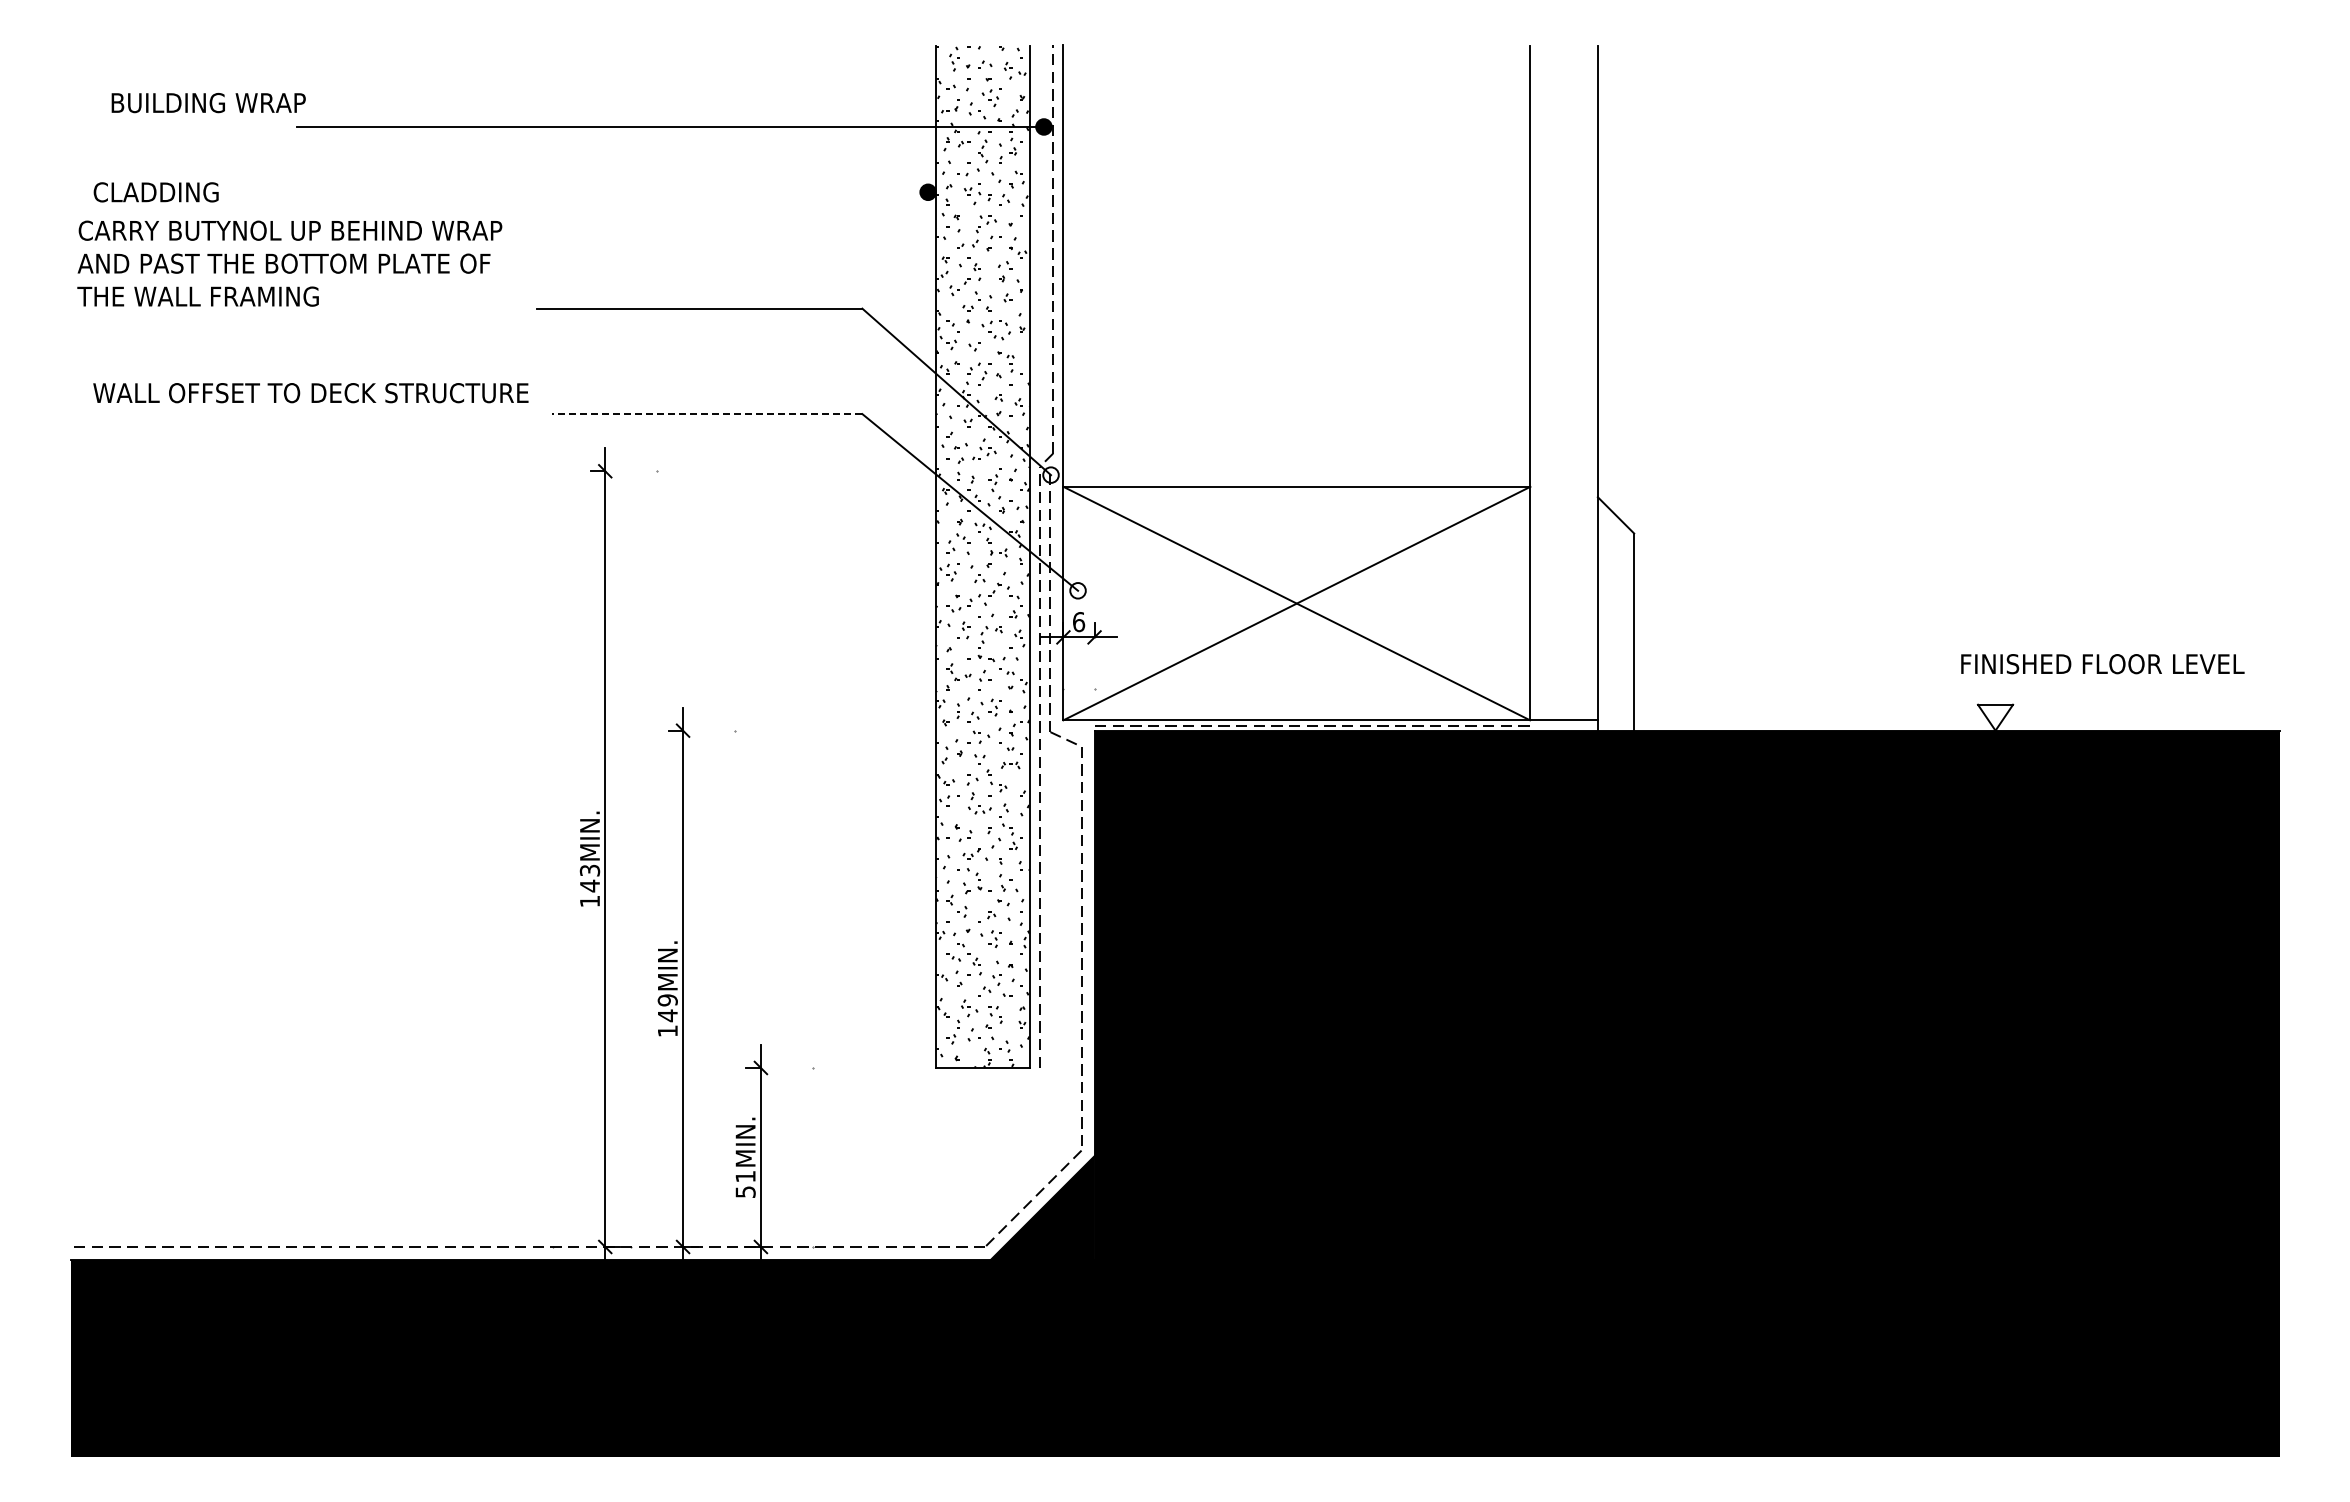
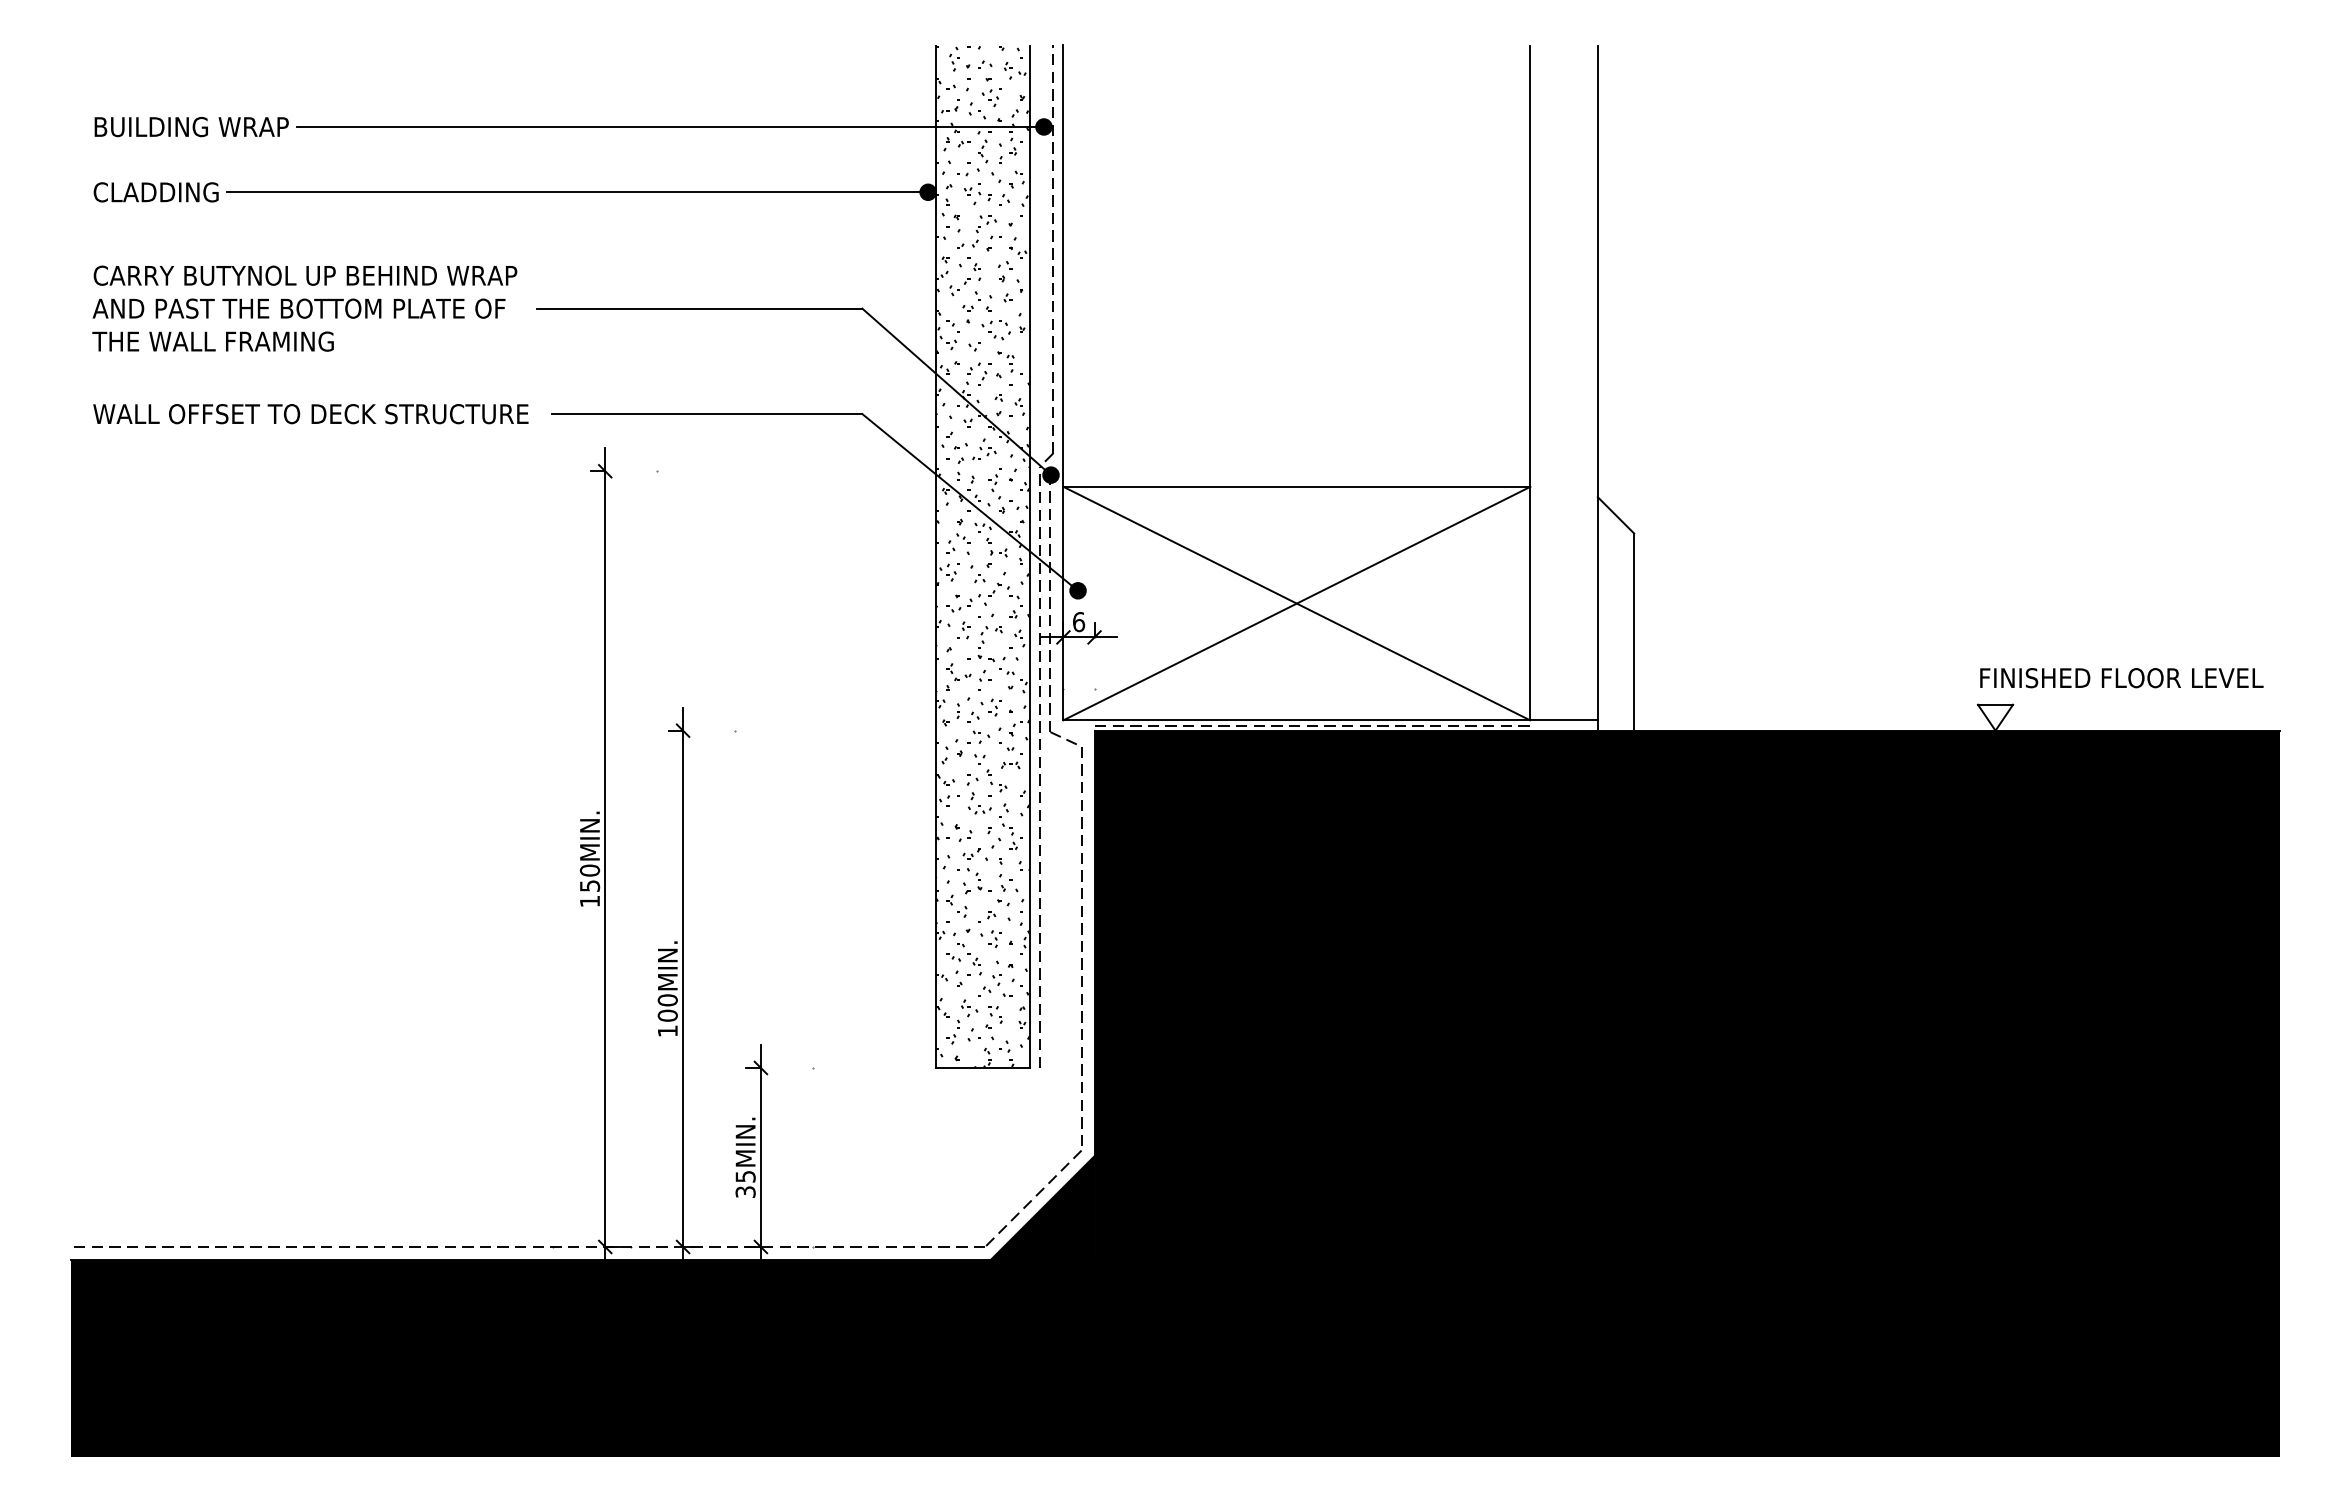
text position: (208, 103) -> (191, 127) (191, 127)
line: none -> present (577, 192)
text position: (289, 263) -> (304, 308) (304, 308)
text position: (310, 393) -> (310, 414) (310, 414)
line: dashed -> solid (706, 414)
fill: none -> present (1050, 474)
fill: none -> present (1077, 590)
text position: (2102, 664) -> (2121, 678) (2121, 678)
text: 143MIN. -> 150MIN. (590, 878)
text: 149MIN. -> 100MIN. (667, 1008)
text: 51MIN. -> 35MIN. (745, 1184)
